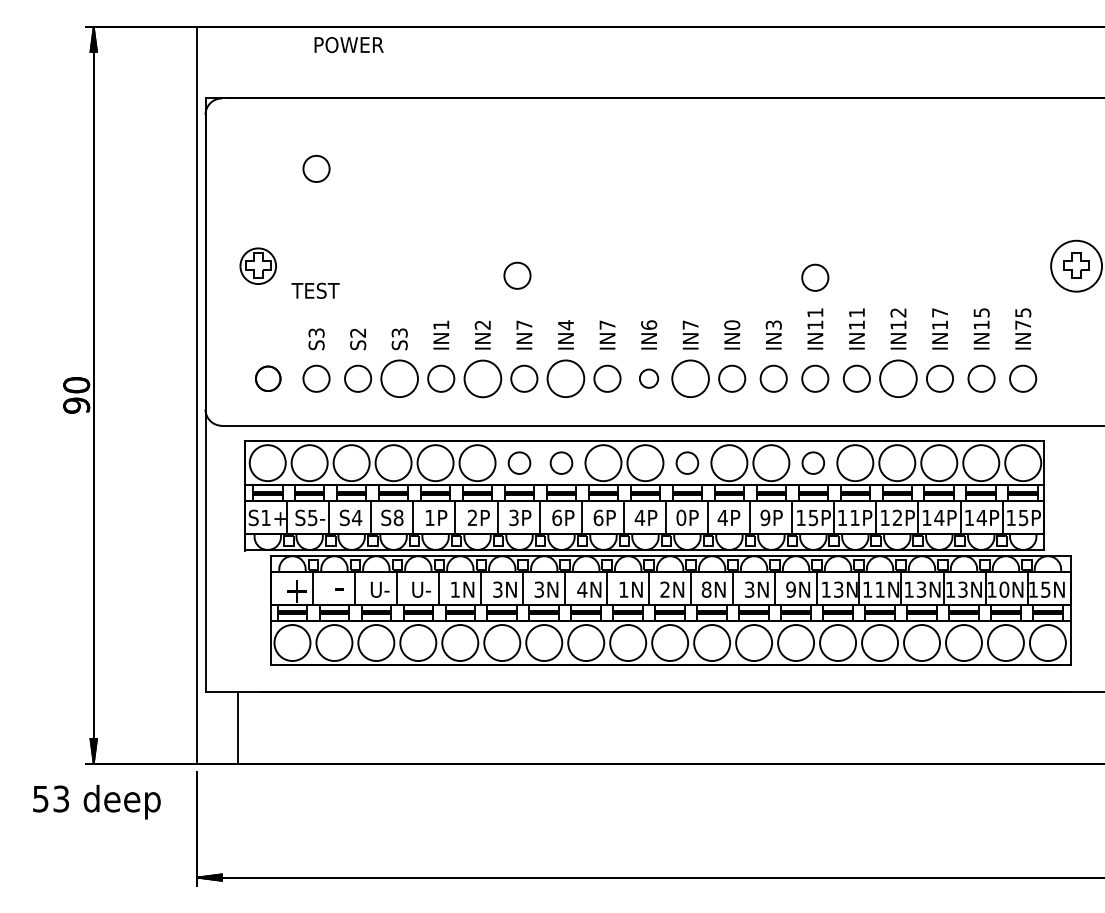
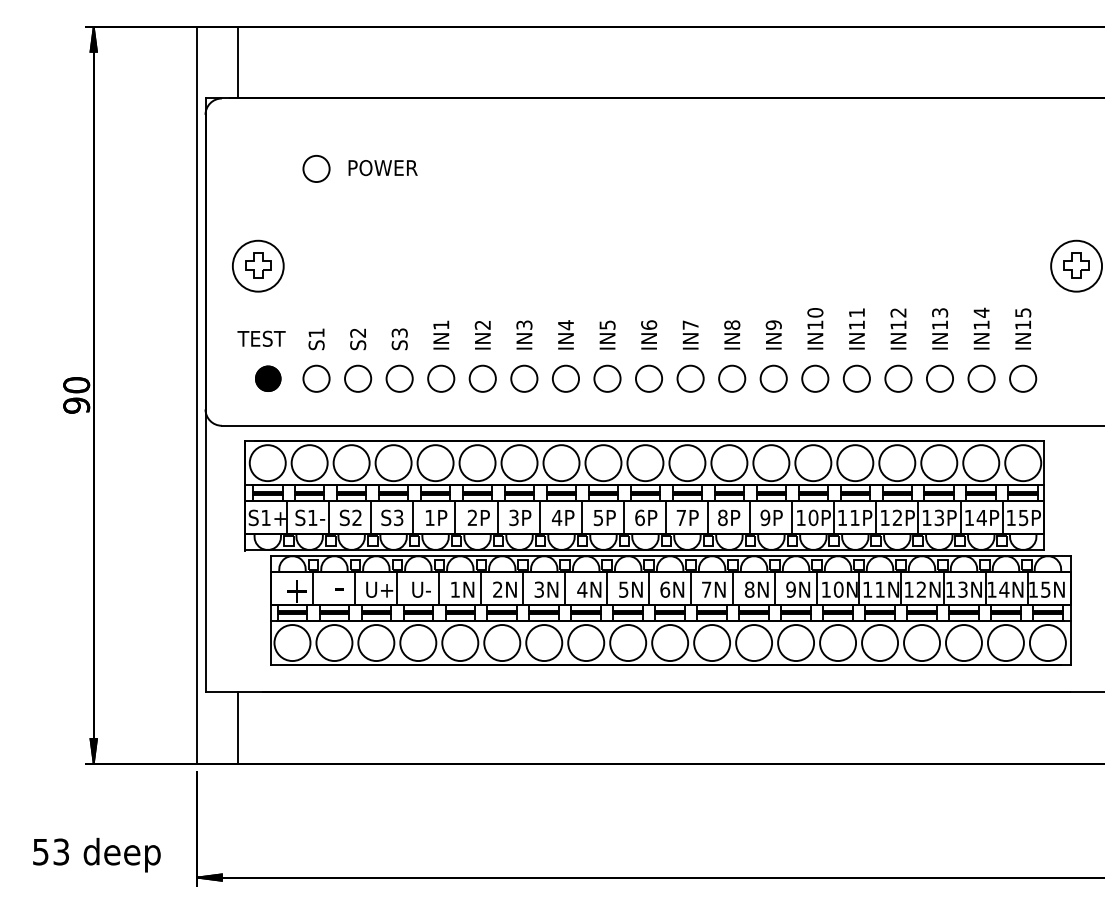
text position: (348, 45) -> (382, 168) (382, 168)
line: none -> present (238, 62)
circle diameter: 36 px -> 51 px (257, 265)
circle: present -> none (517, 275)
circle: present -> none (815, 277)
text position: (315, 290) -> (261, 338) (261, 338)
text: IN11 -> IN10 (815, 312)
text: IN17 -> IN13 (940, 312)
text: IN15 -> IN14 (981, 312)
text: IN7 -> IN3 (524, 324)
text: IN7 -> IN5 (607, 324)
text: IN0 -> IN8 (732, 324)
text: IN3 -> IN9 (773, 324)
text: IN75 -> IN15 (1022, 324)
text: S3 -> S1 (316, 332)
fill: none -> present (267, 378)
circle diameter: 37 px -> 26 px (399, 378)
circle size: 40x40 px -> 29x29 px (482, 378)
circle diameter: 37 px -> 26 px (565, 378)
circle size: 21x21 px -> 28x29 px (648, 378)
circle diameter: 37 px -> 26 px (690, 378)
circle diameter: 37 px -> 26 px (898, 378)
circle diameter: 22 px -> 36 px (519, 463)
circle diameter: 22 px -> 36 px (561, 463)
circle diameter: 22 px -> 36 px (687, 463)
circle diameter: 22 px -> 36 px (813, 463)
text: S4 -> S2 (357, 517)
text: S8 -> S3 (398, 517)
text: 6P -> 4P (556, 517)
text: 6P -> 5P (598, 517)
text: 4P -> 6P (639, 517)
text: 0P -> 7P (681, 517)
text: 4P -> 8P (722, 517)
text: 15P -> 10P (813, 517)
text: 14P -> 13P (939, 517)
text: S5- -> S1- (312, 518)
text: U- -> U+ (379, 589)
text: 3N -> 2N (497, 589)
text: 1N -> 5N (623, 589)
text: 2N -> 6N (665, 589)
text: 8N -> 7N (706, 589)
text: 3N -> 8N (749, 589)
text: 13N -> 10N (838, 589)
text: 13N -> 12N (921, 589)
text: 10N -> 14N (1004, 589)
text position: (96, 801) -> (96, 854) (96, 854)
